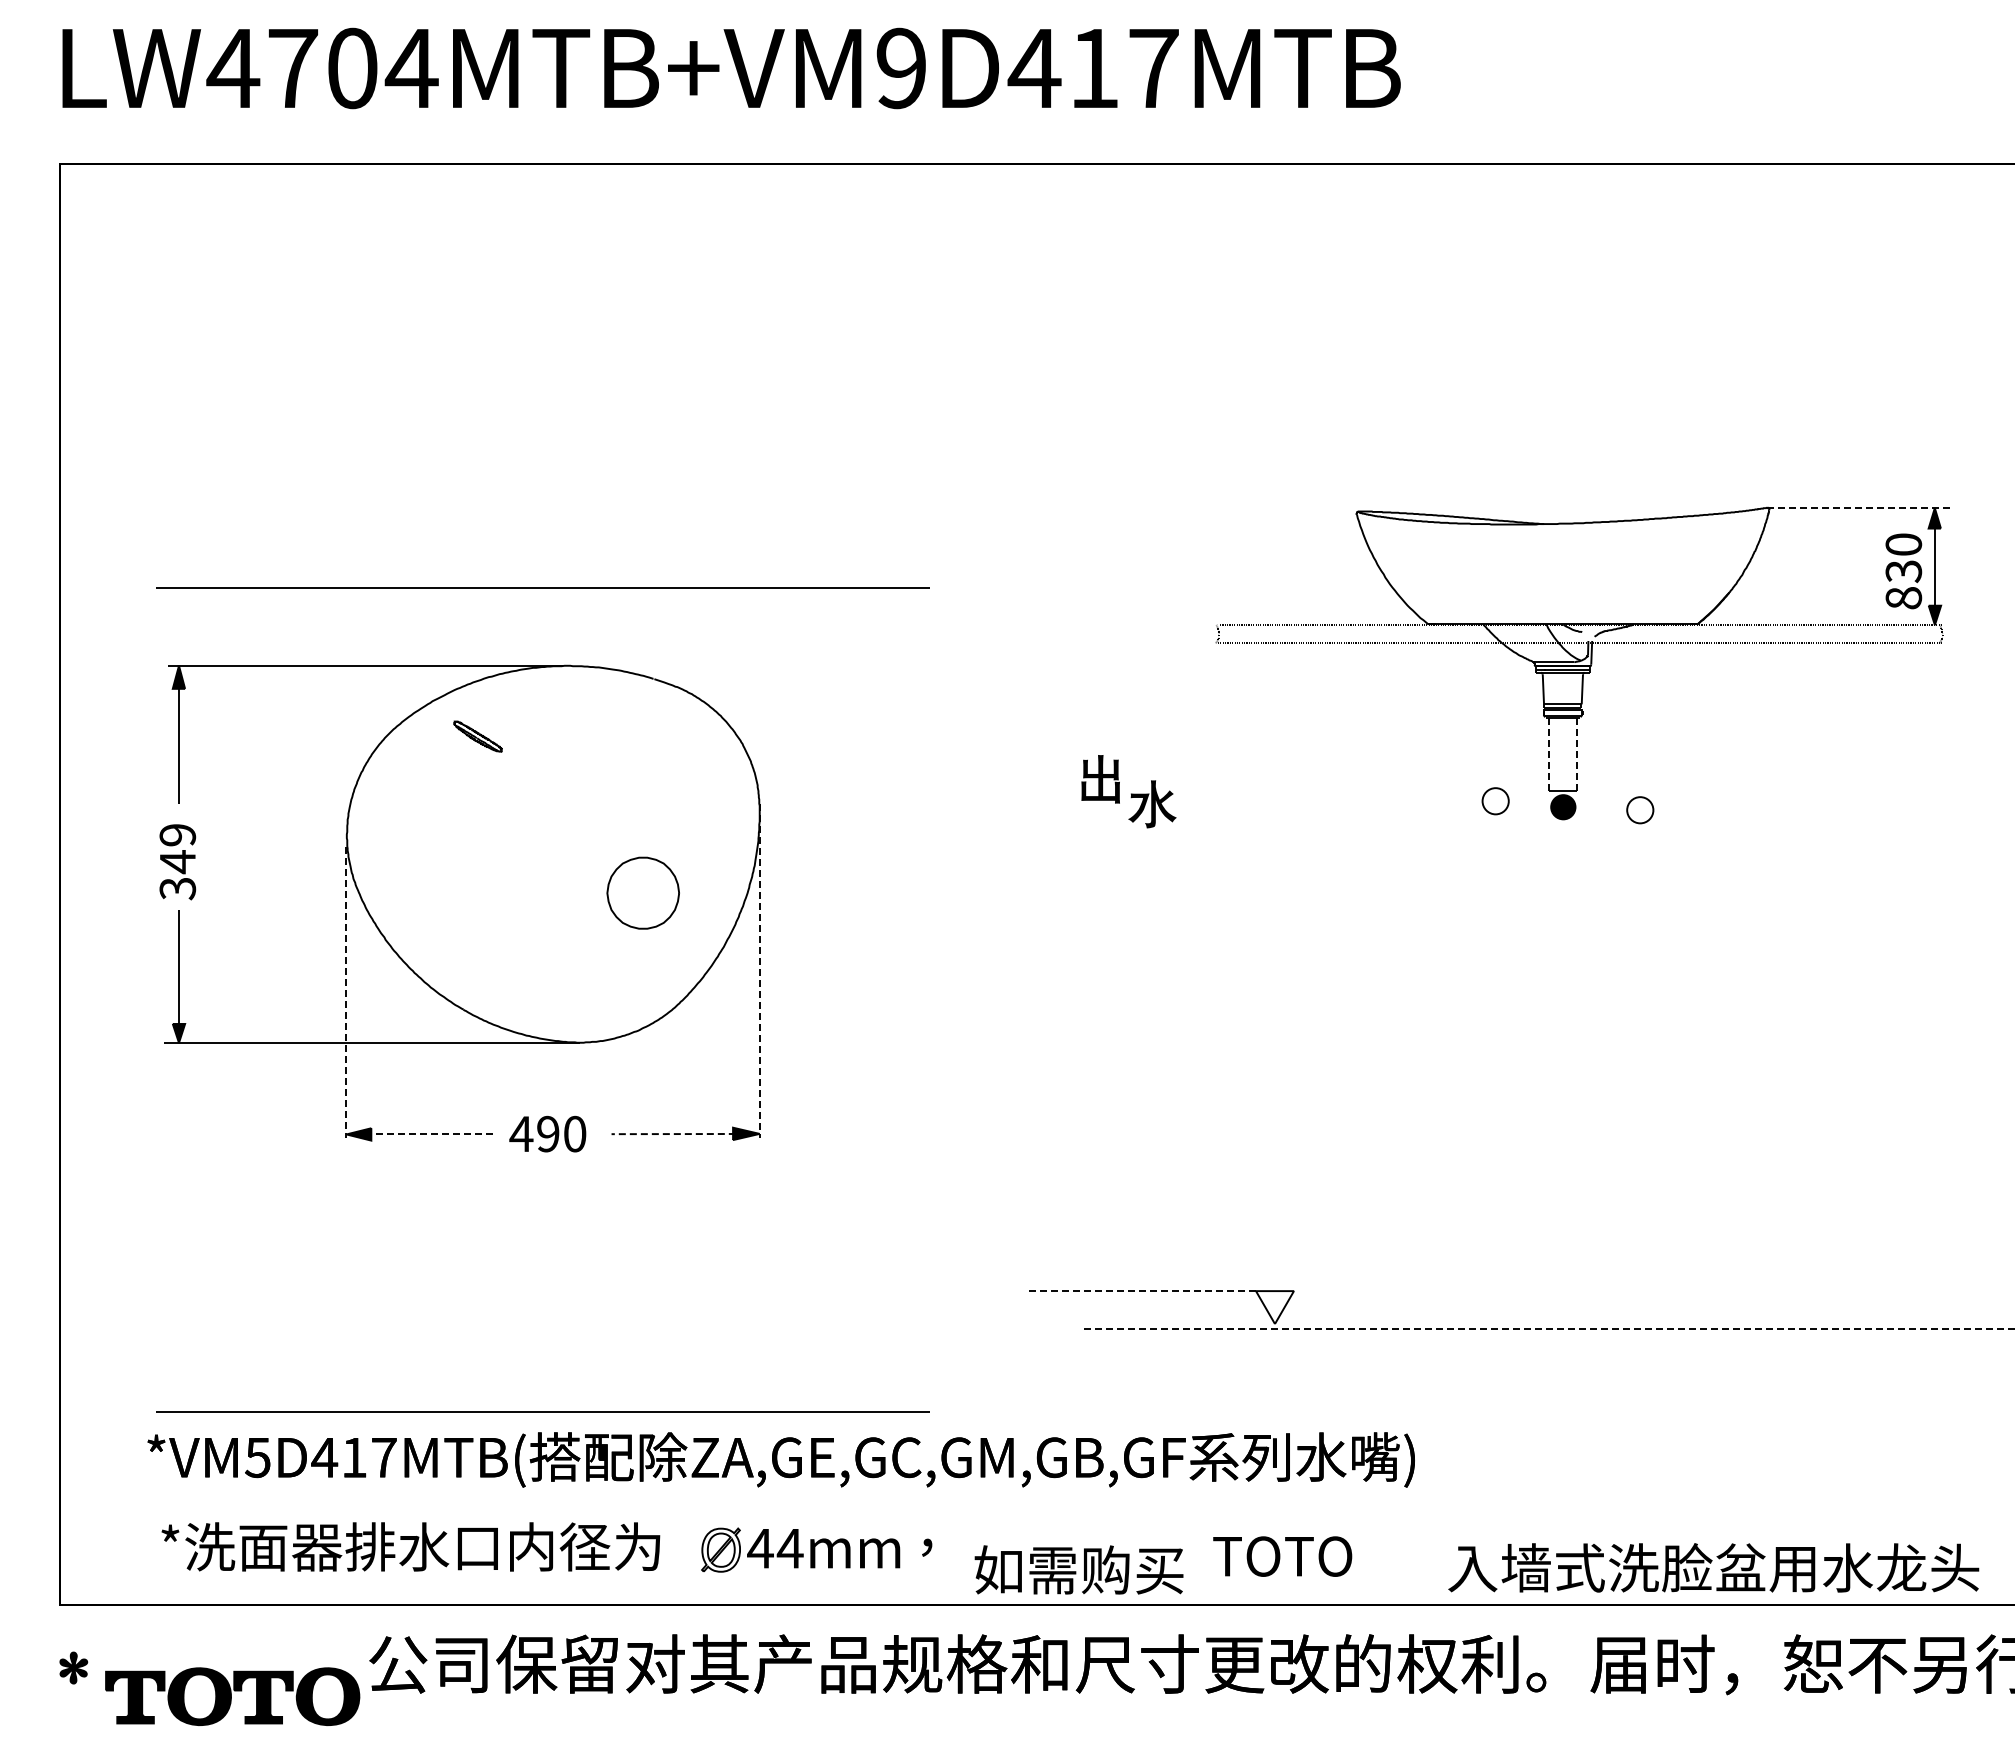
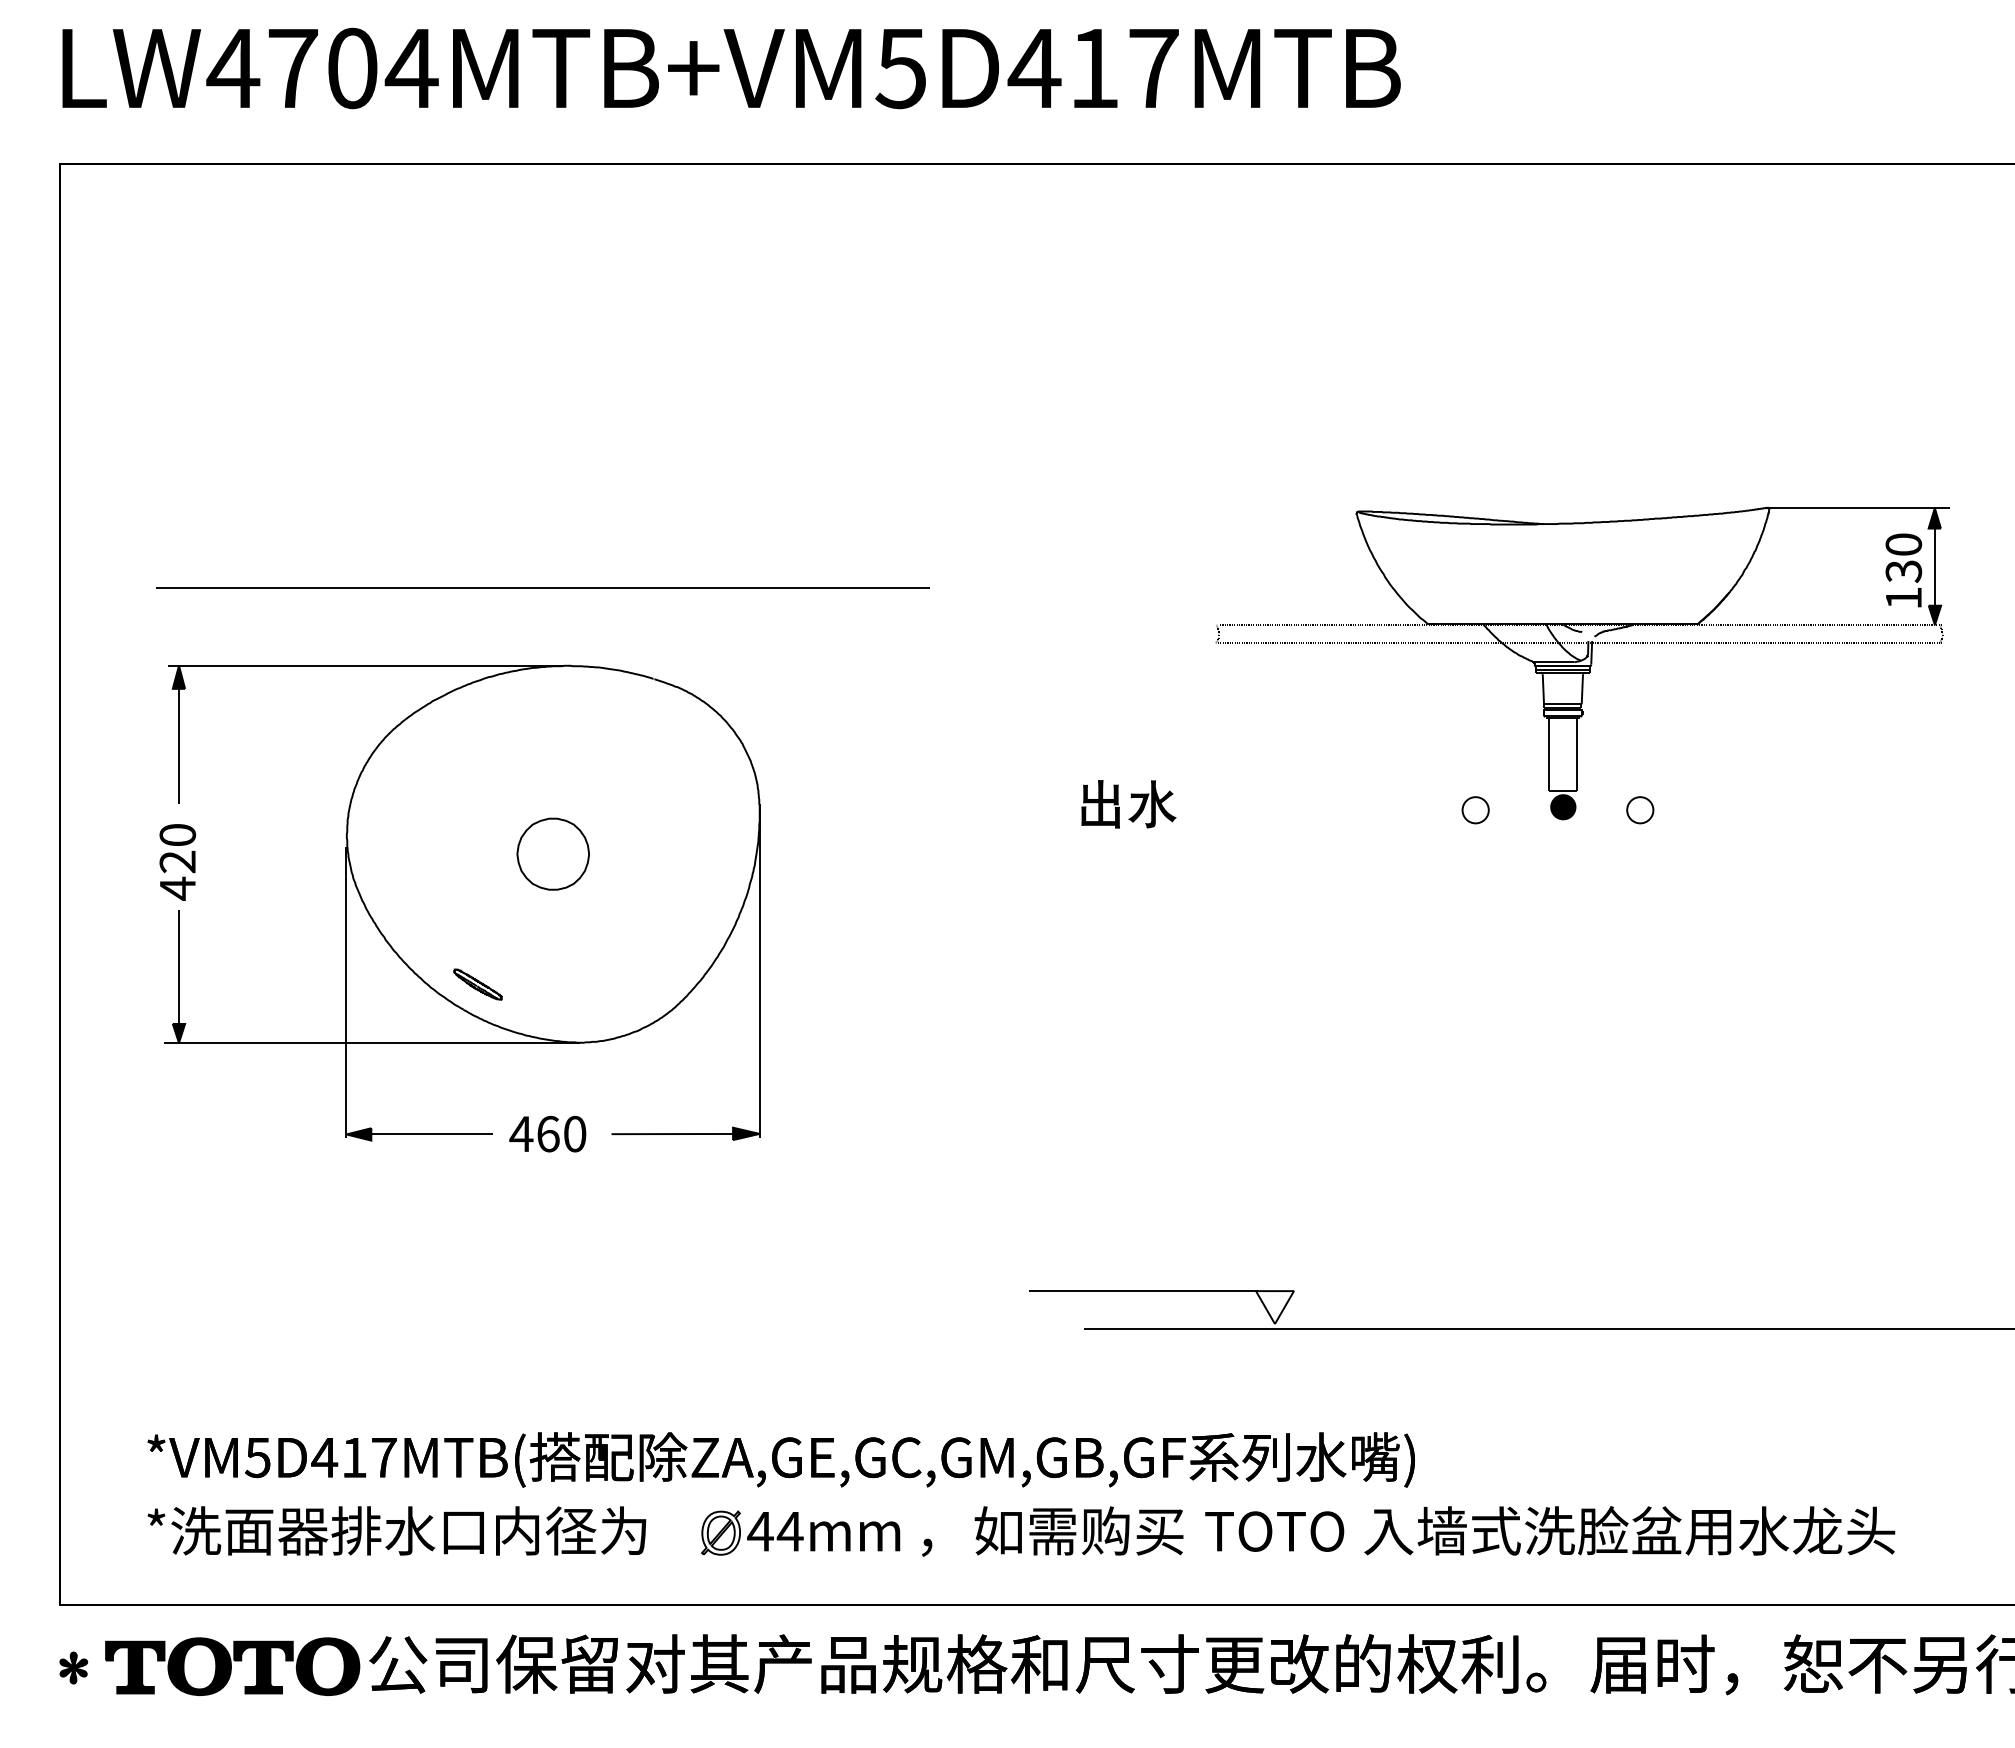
text: LW4704MTB+VM9D417MTB -> LW4704MTB+VM5D417MTB (900, 68)
line: dashed -> solid (1857, 507)
text: 830 -> 130 (1903, 598)
part position: (477, 736) -> (477, 984) (477, 984)
line: dashed -> solid (1548, 754)
line: dashed -> solid (1577, 754)
part position: (1100, 779) -> (1100, 804) (1100, 804)
part position: (1495, 801) -> (1475, 810) (1475, 810)
text: 349 -> 420 (177, 862)
part position: (642, 892) -> (552, 853) (552, 853)
line: dashed -> solid (759, 971)
line: dashed -> solid (346, 992)
text: 490 -> 460 (548, 1133)
line: dashed -> solid (429, 1134)
line: dashed -> solid (673, 1134)
line: dashed -> solid (1143, 1291)
line: dashed -> solid (1549, 1329)
line: present -> none (542, 1411)
text position: (410, 1546) -> (396, 1530) (396, 1530)
part position: (800, 1549) -> (800, 1532) (800, 1532)
text position: (1282, 1556) -> (1274, 1531) (1274, 1531)
text position: (1713, 1567) -> (1629, 1530) (1629, 1530)
text position: (1078, 1569) -> (1078, 1530) (1078, 1530)
part position: (232, 1696) -> (232, 1666) (232, 1666)
